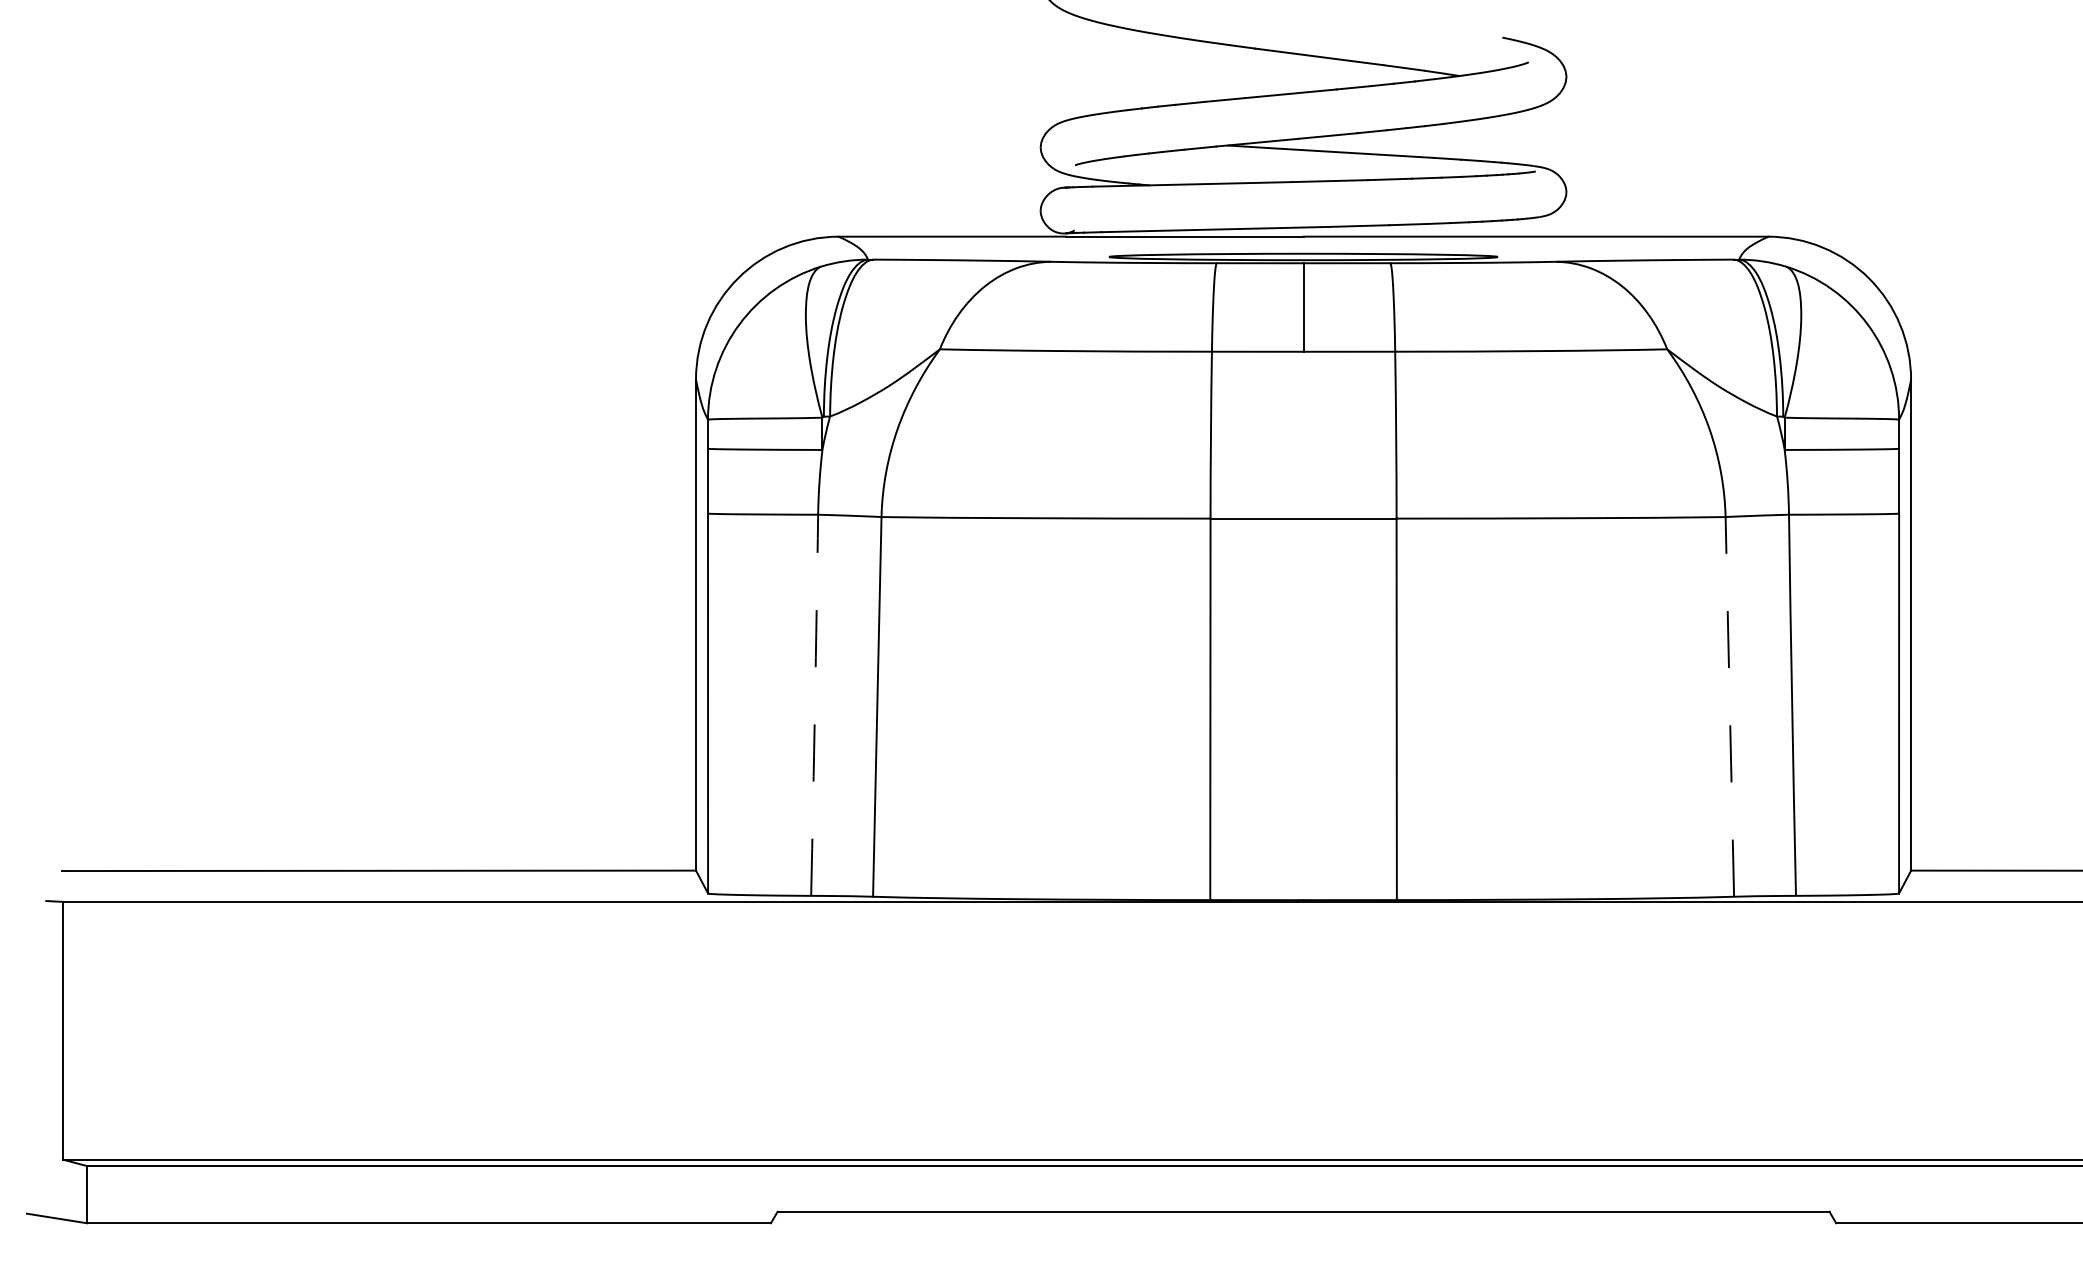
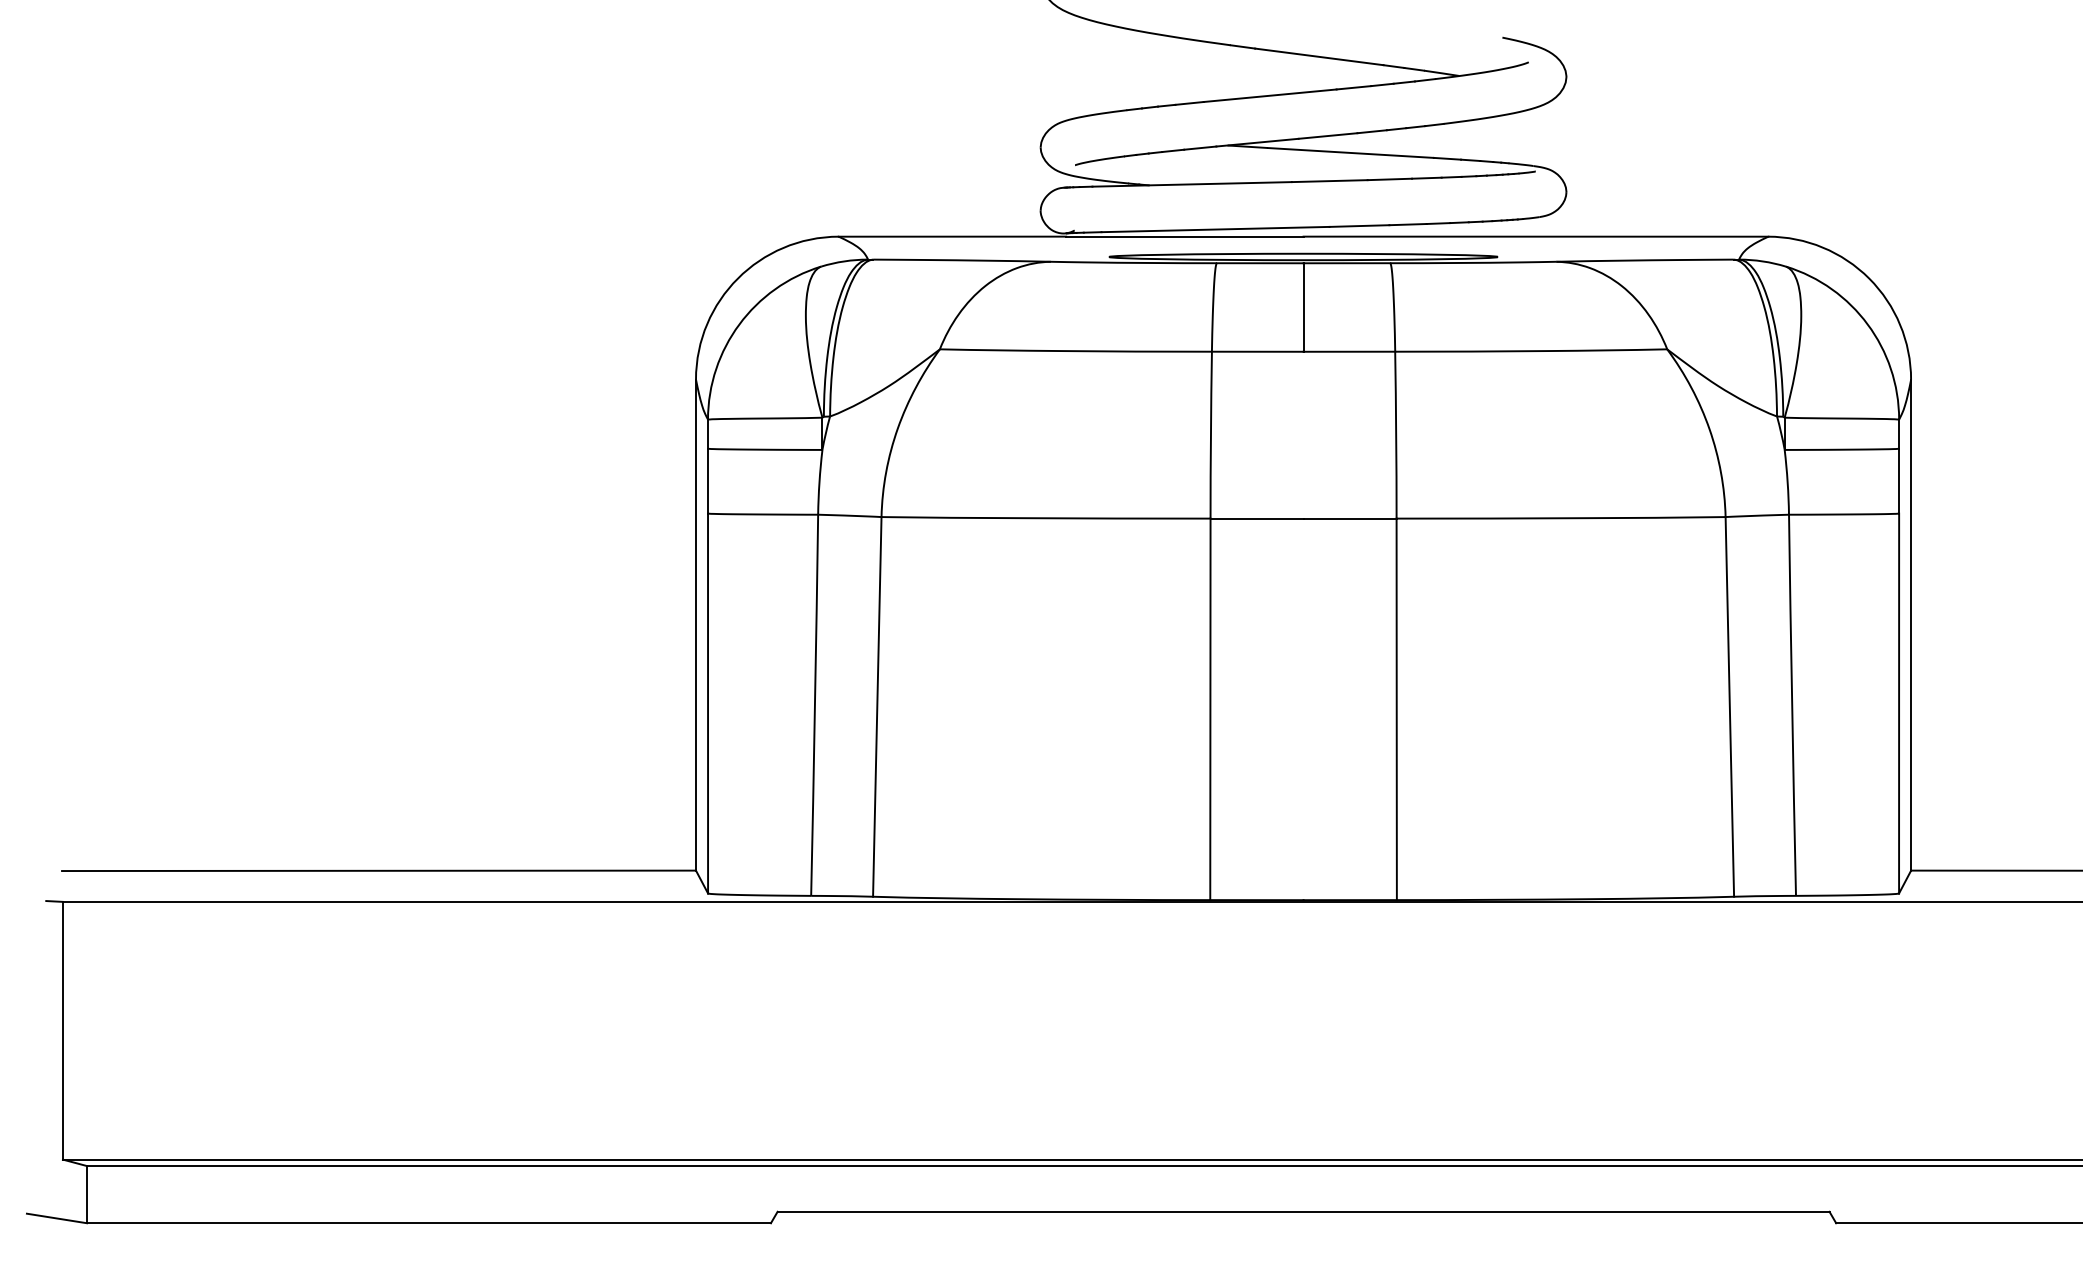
arc: dashed -> solid (815, 705)
line: dashed -> solid (1729, 706)
